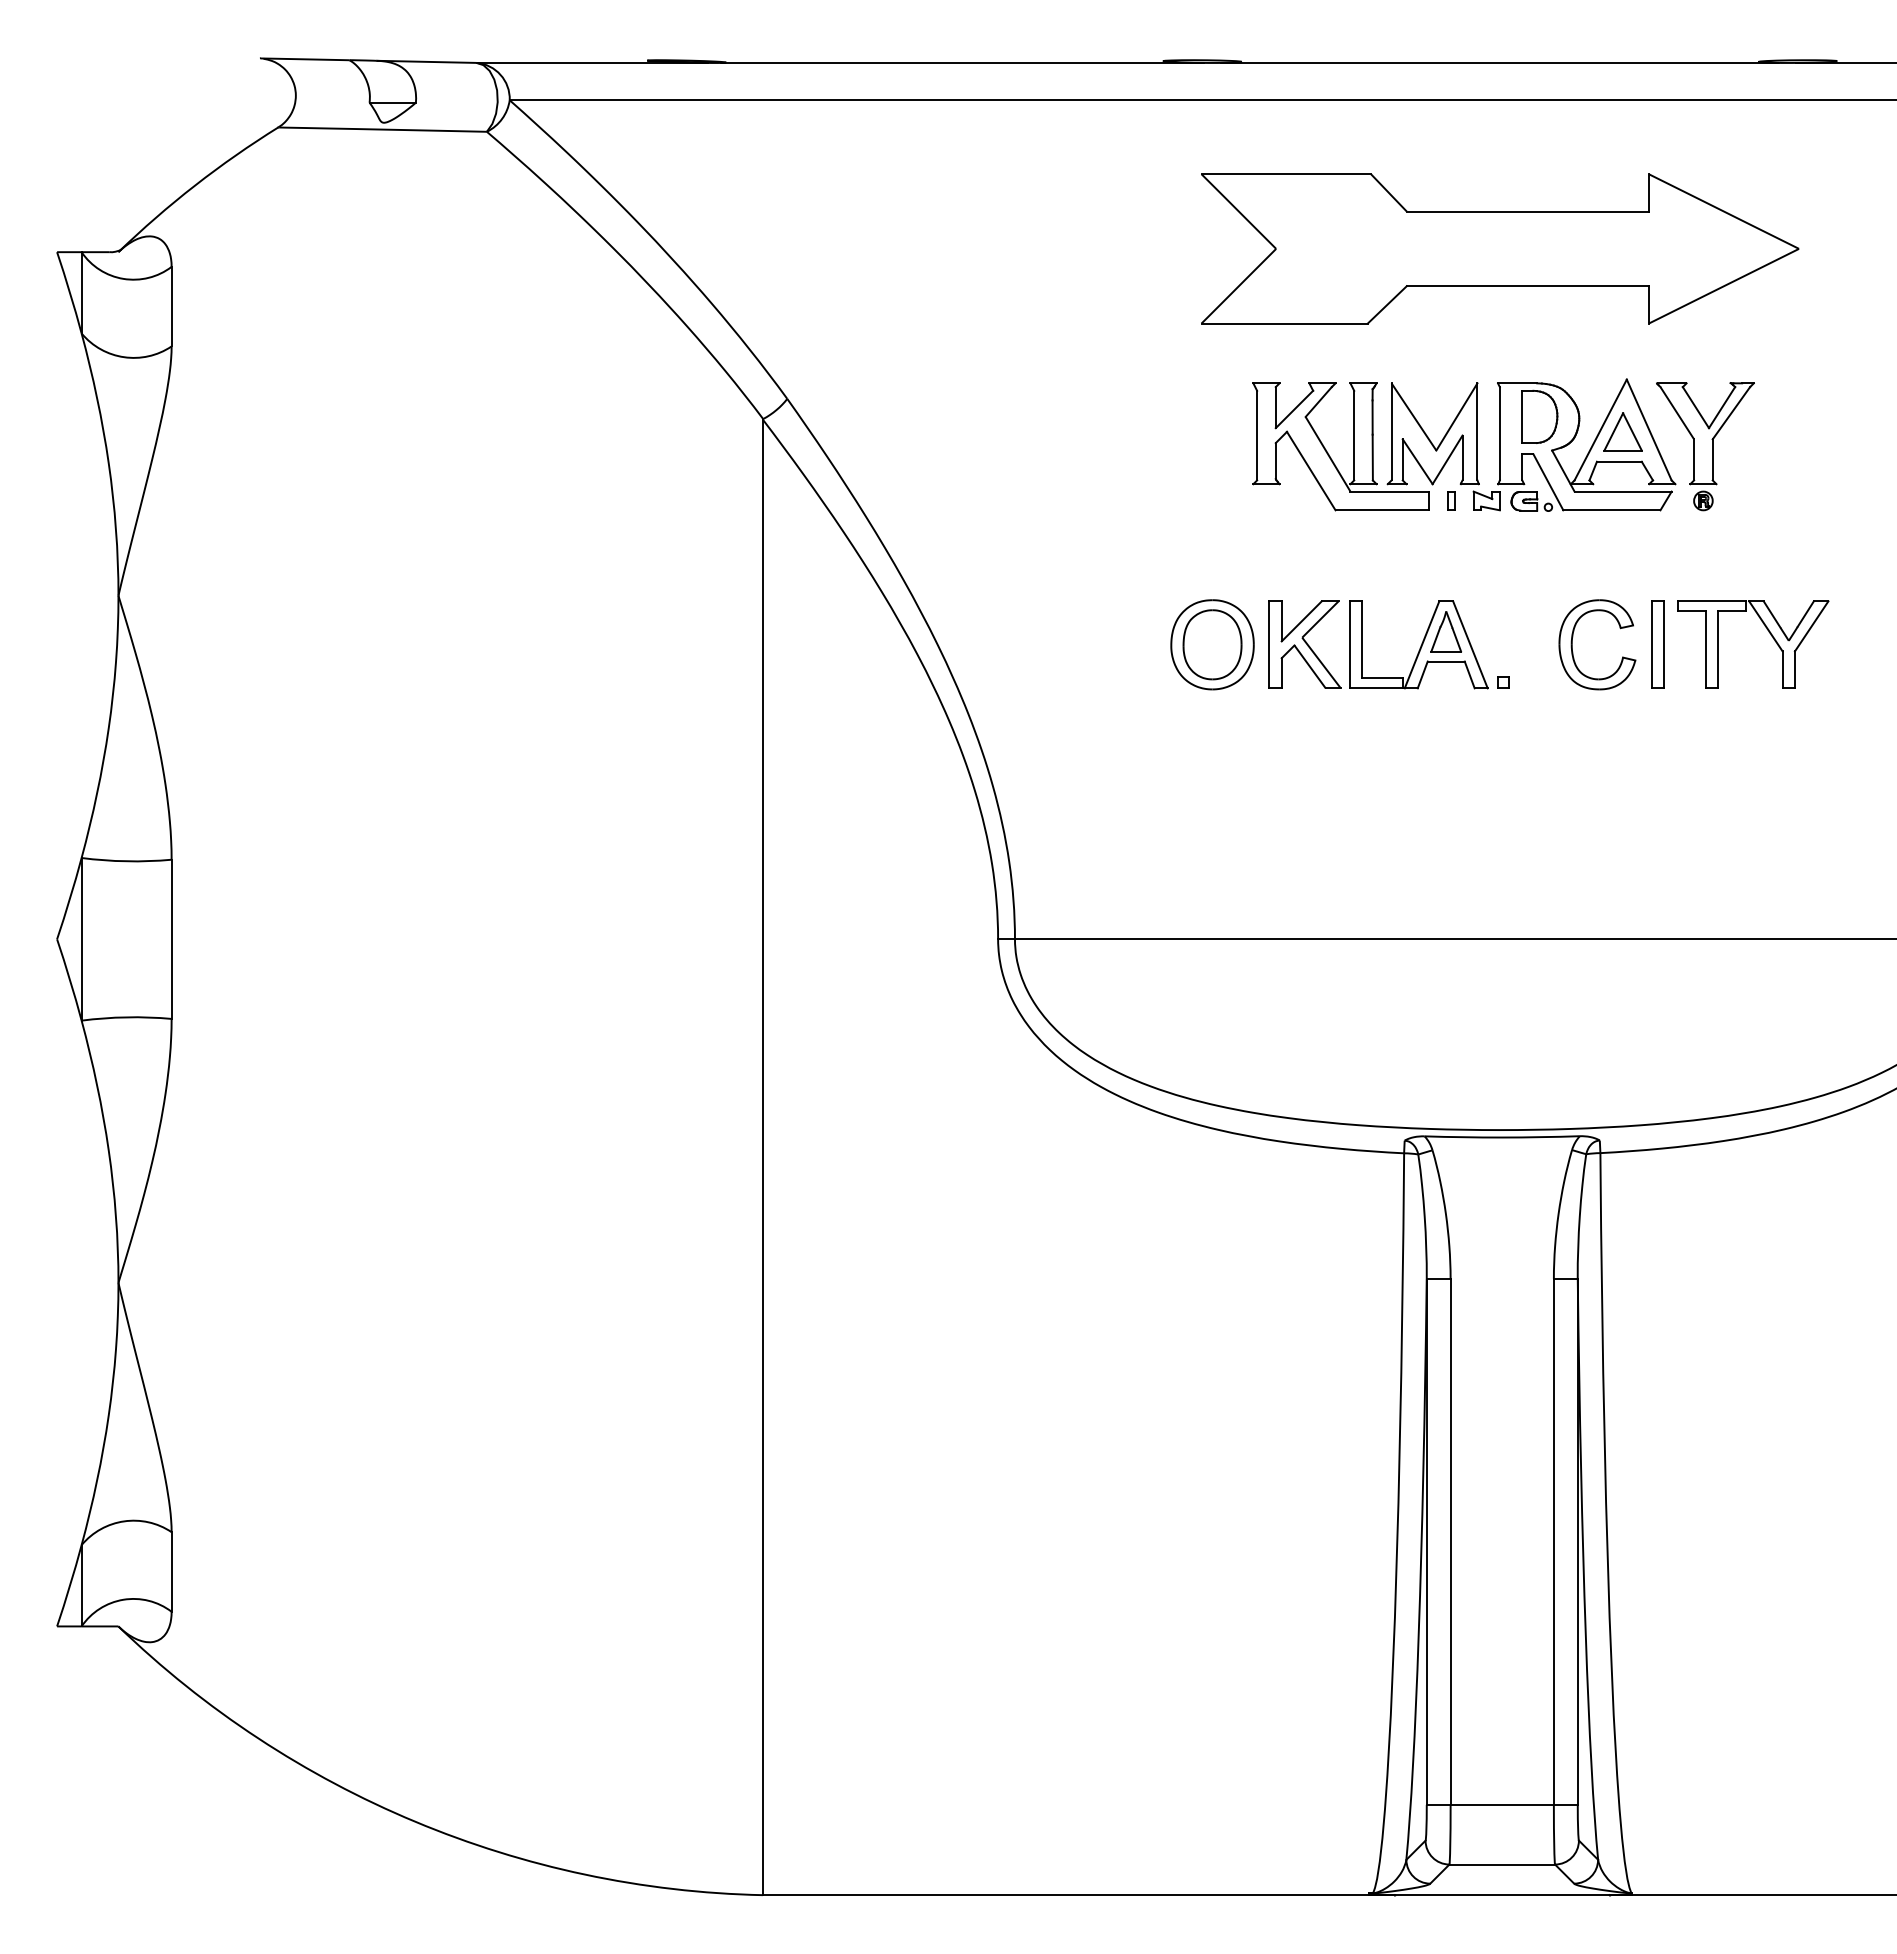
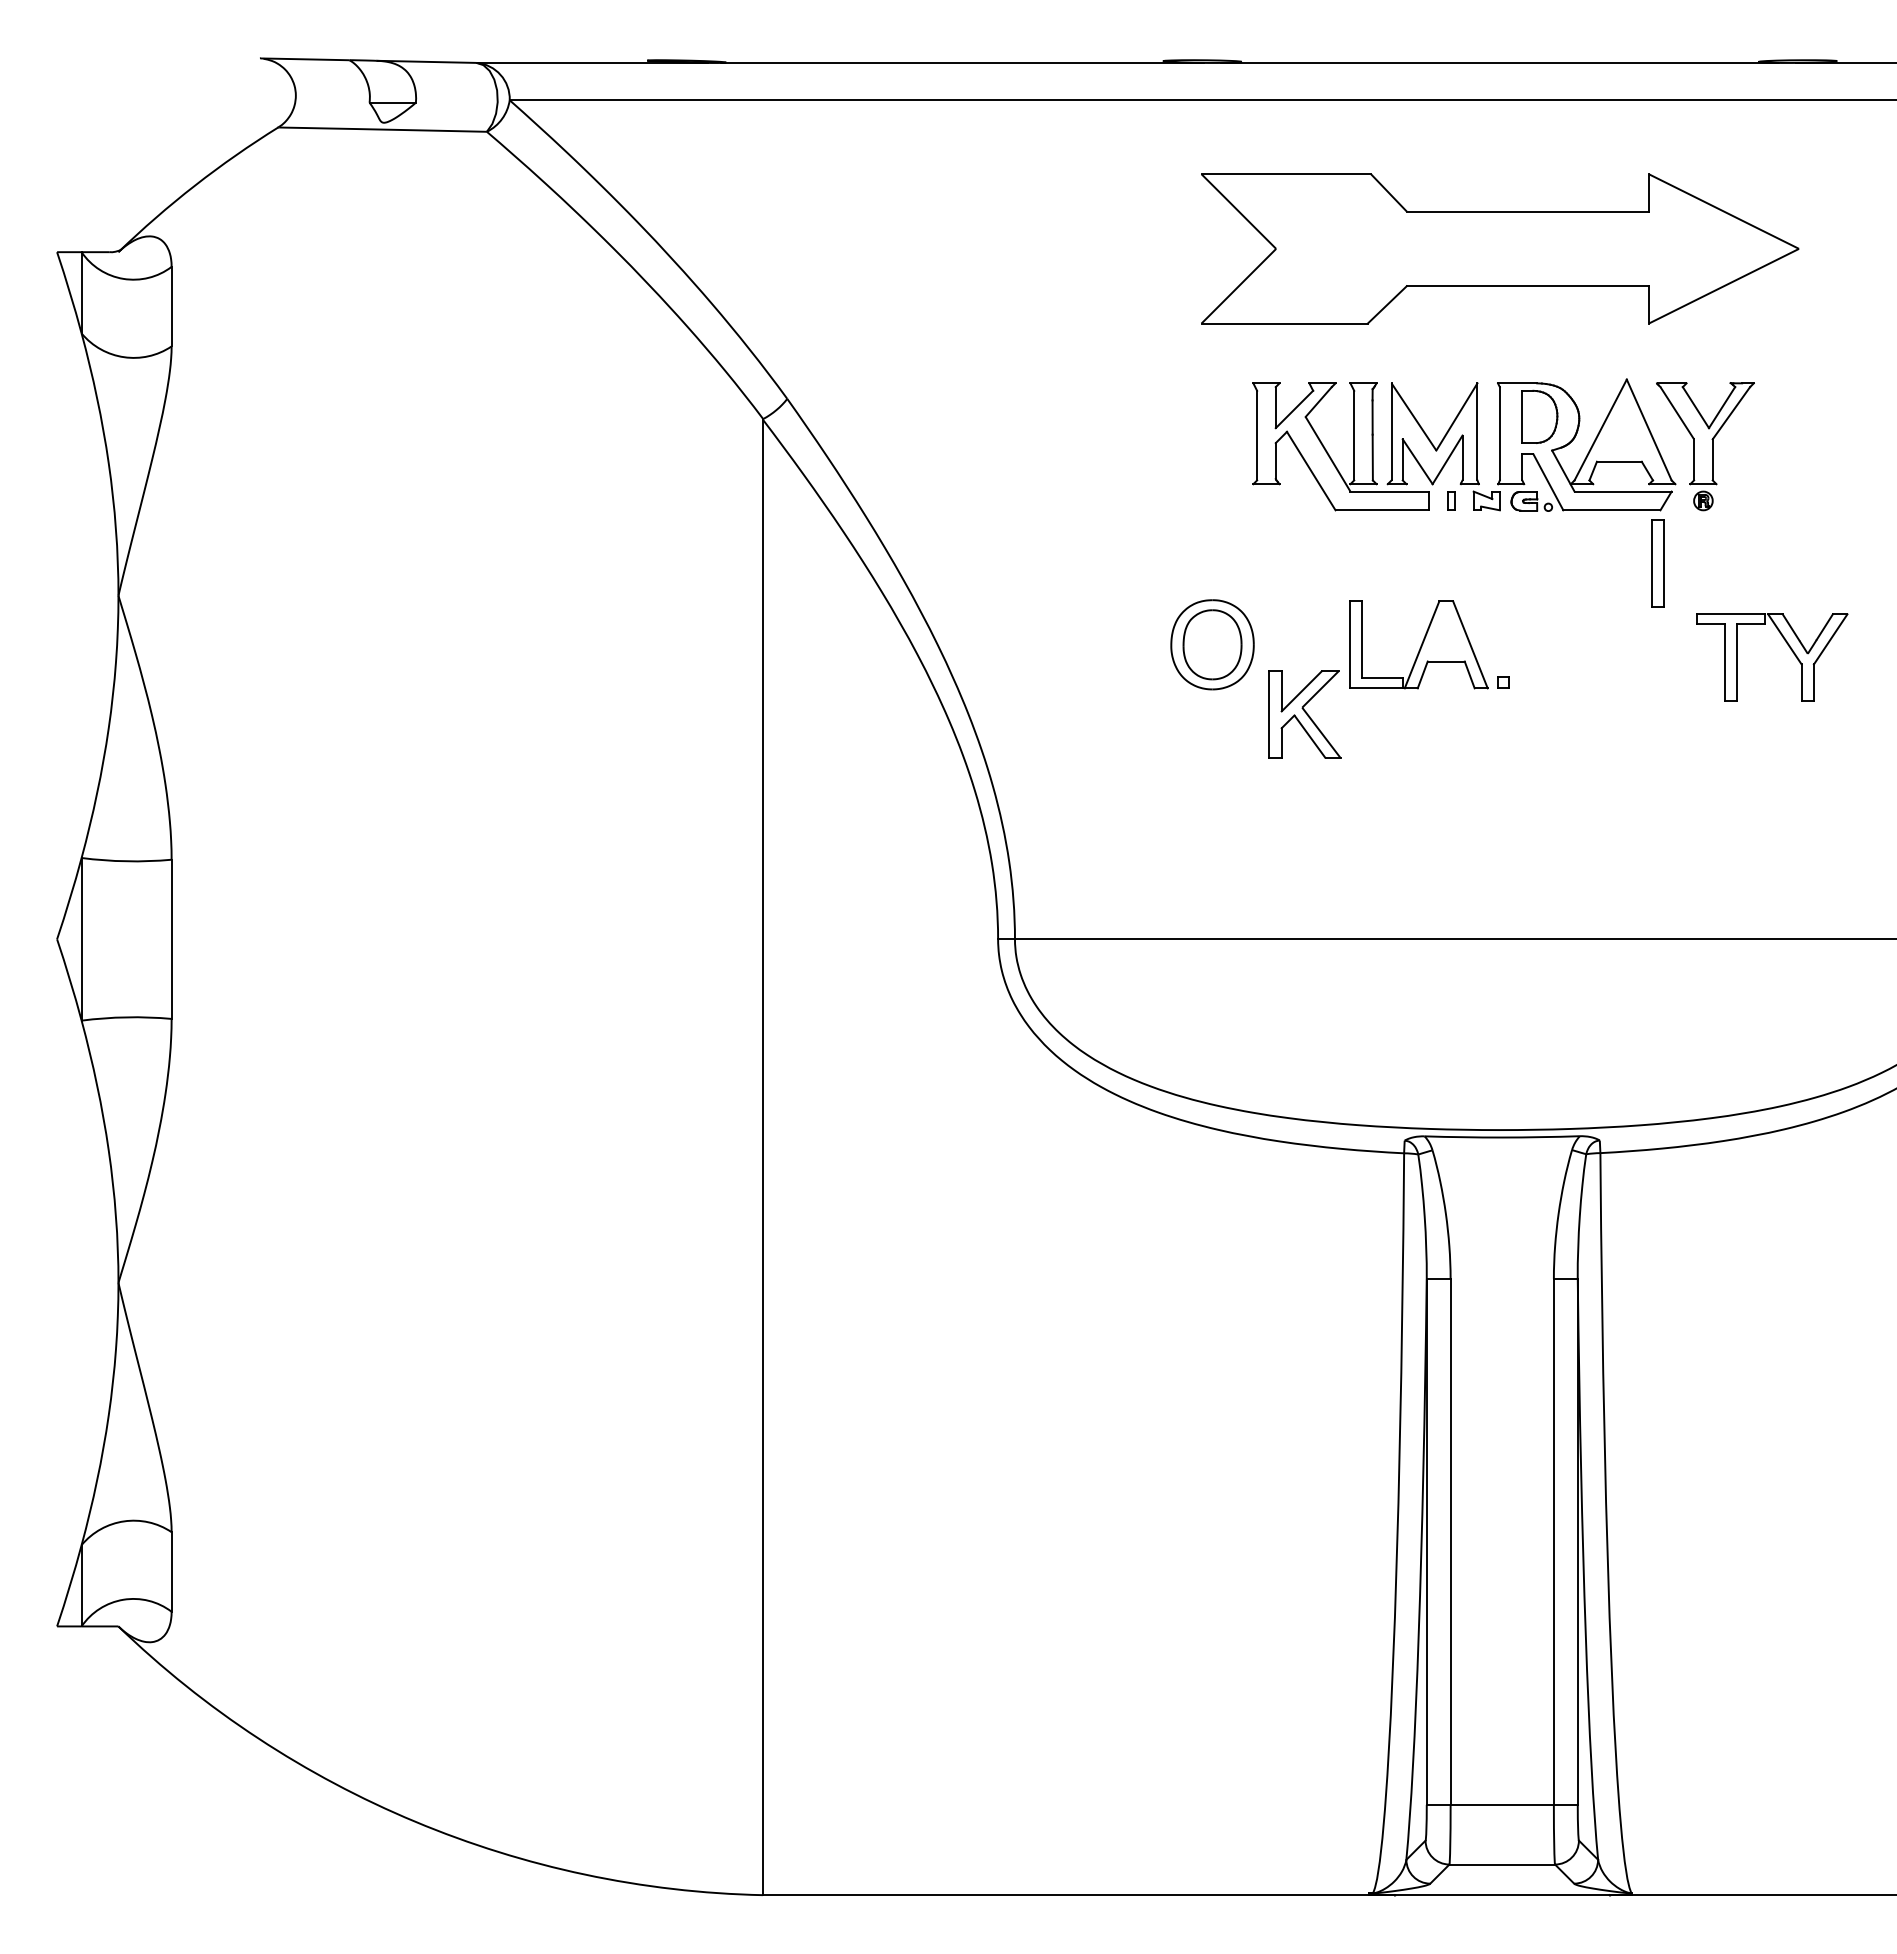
part: present -> none (1622, 431)
part: present -> none (1446, 631)
part position: (1768, 632) -> (1787, 645) (1787, 645)
part: present -> none (1573, 637)
part position: (1304, 644) -> (1304, 714) (1304, 714)
part position: (1657, 644) -> (1657, 563) (1657, 563)
